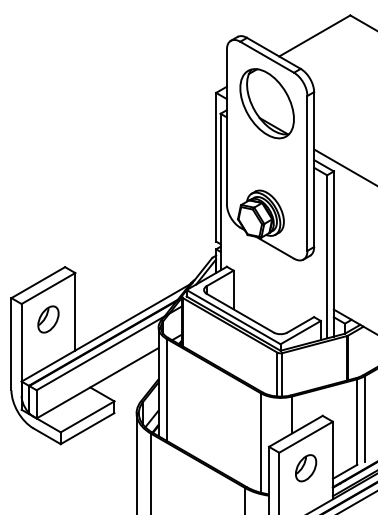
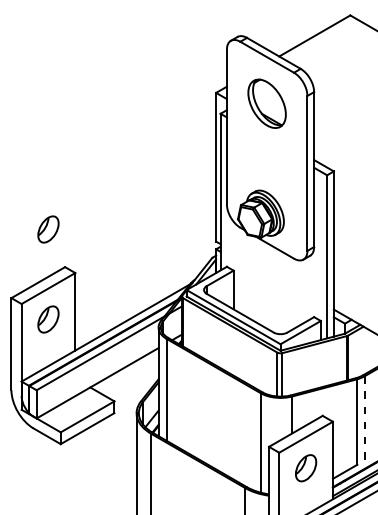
part size: 56x72 px -> 40x51 px (266, 103)
line: present -> none (344, 166)
part: none -> present (48, 229)
line: solid -> dashed (364, 418)
